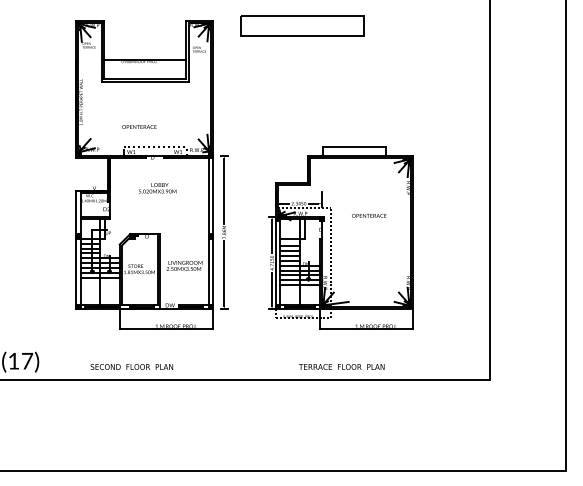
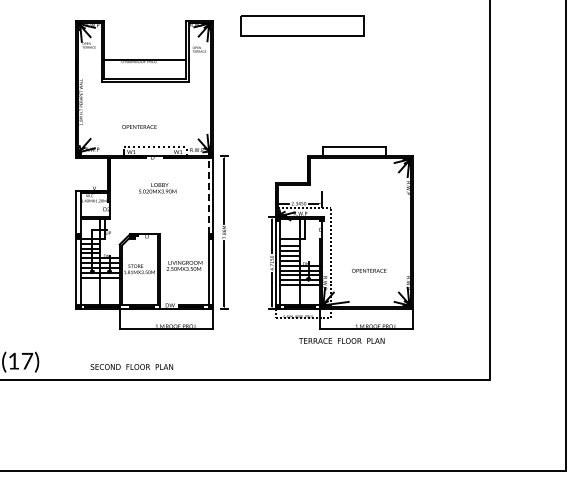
line: solid -> dashed (208, 195)
text position: (369, 215) -> (369, 270) (369, 270)
text position: (341, 366) -> (341, 340) (341, 340)
